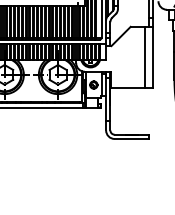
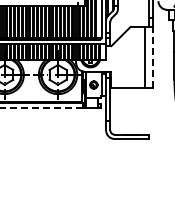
line: solid -> dashed (153, 56)
line: solid -> dashed (41, 108)
